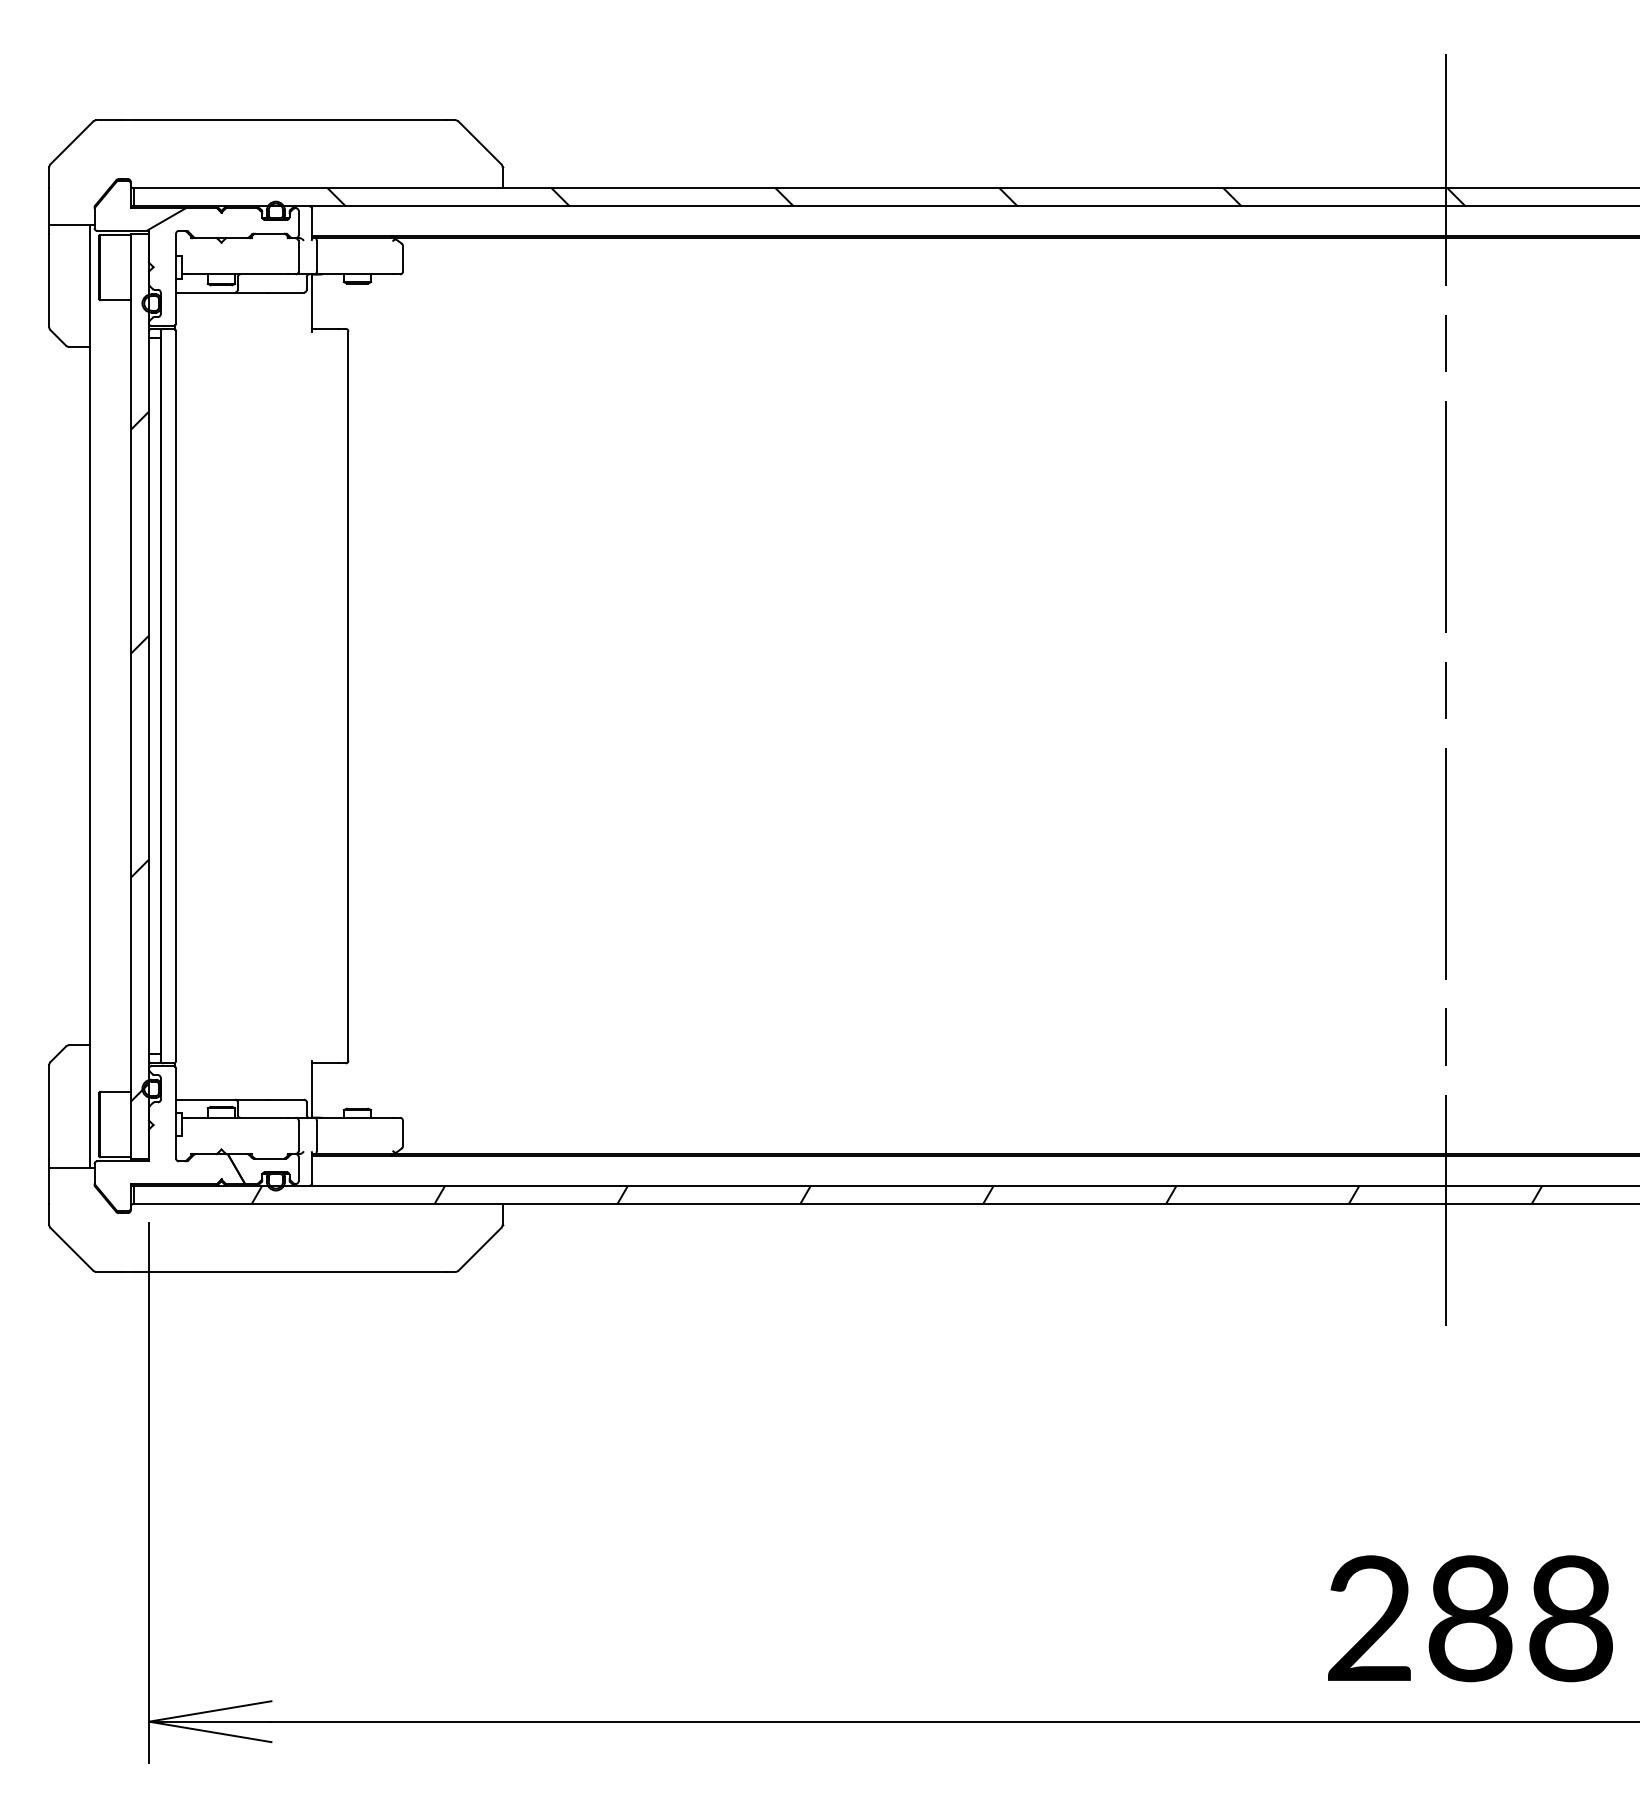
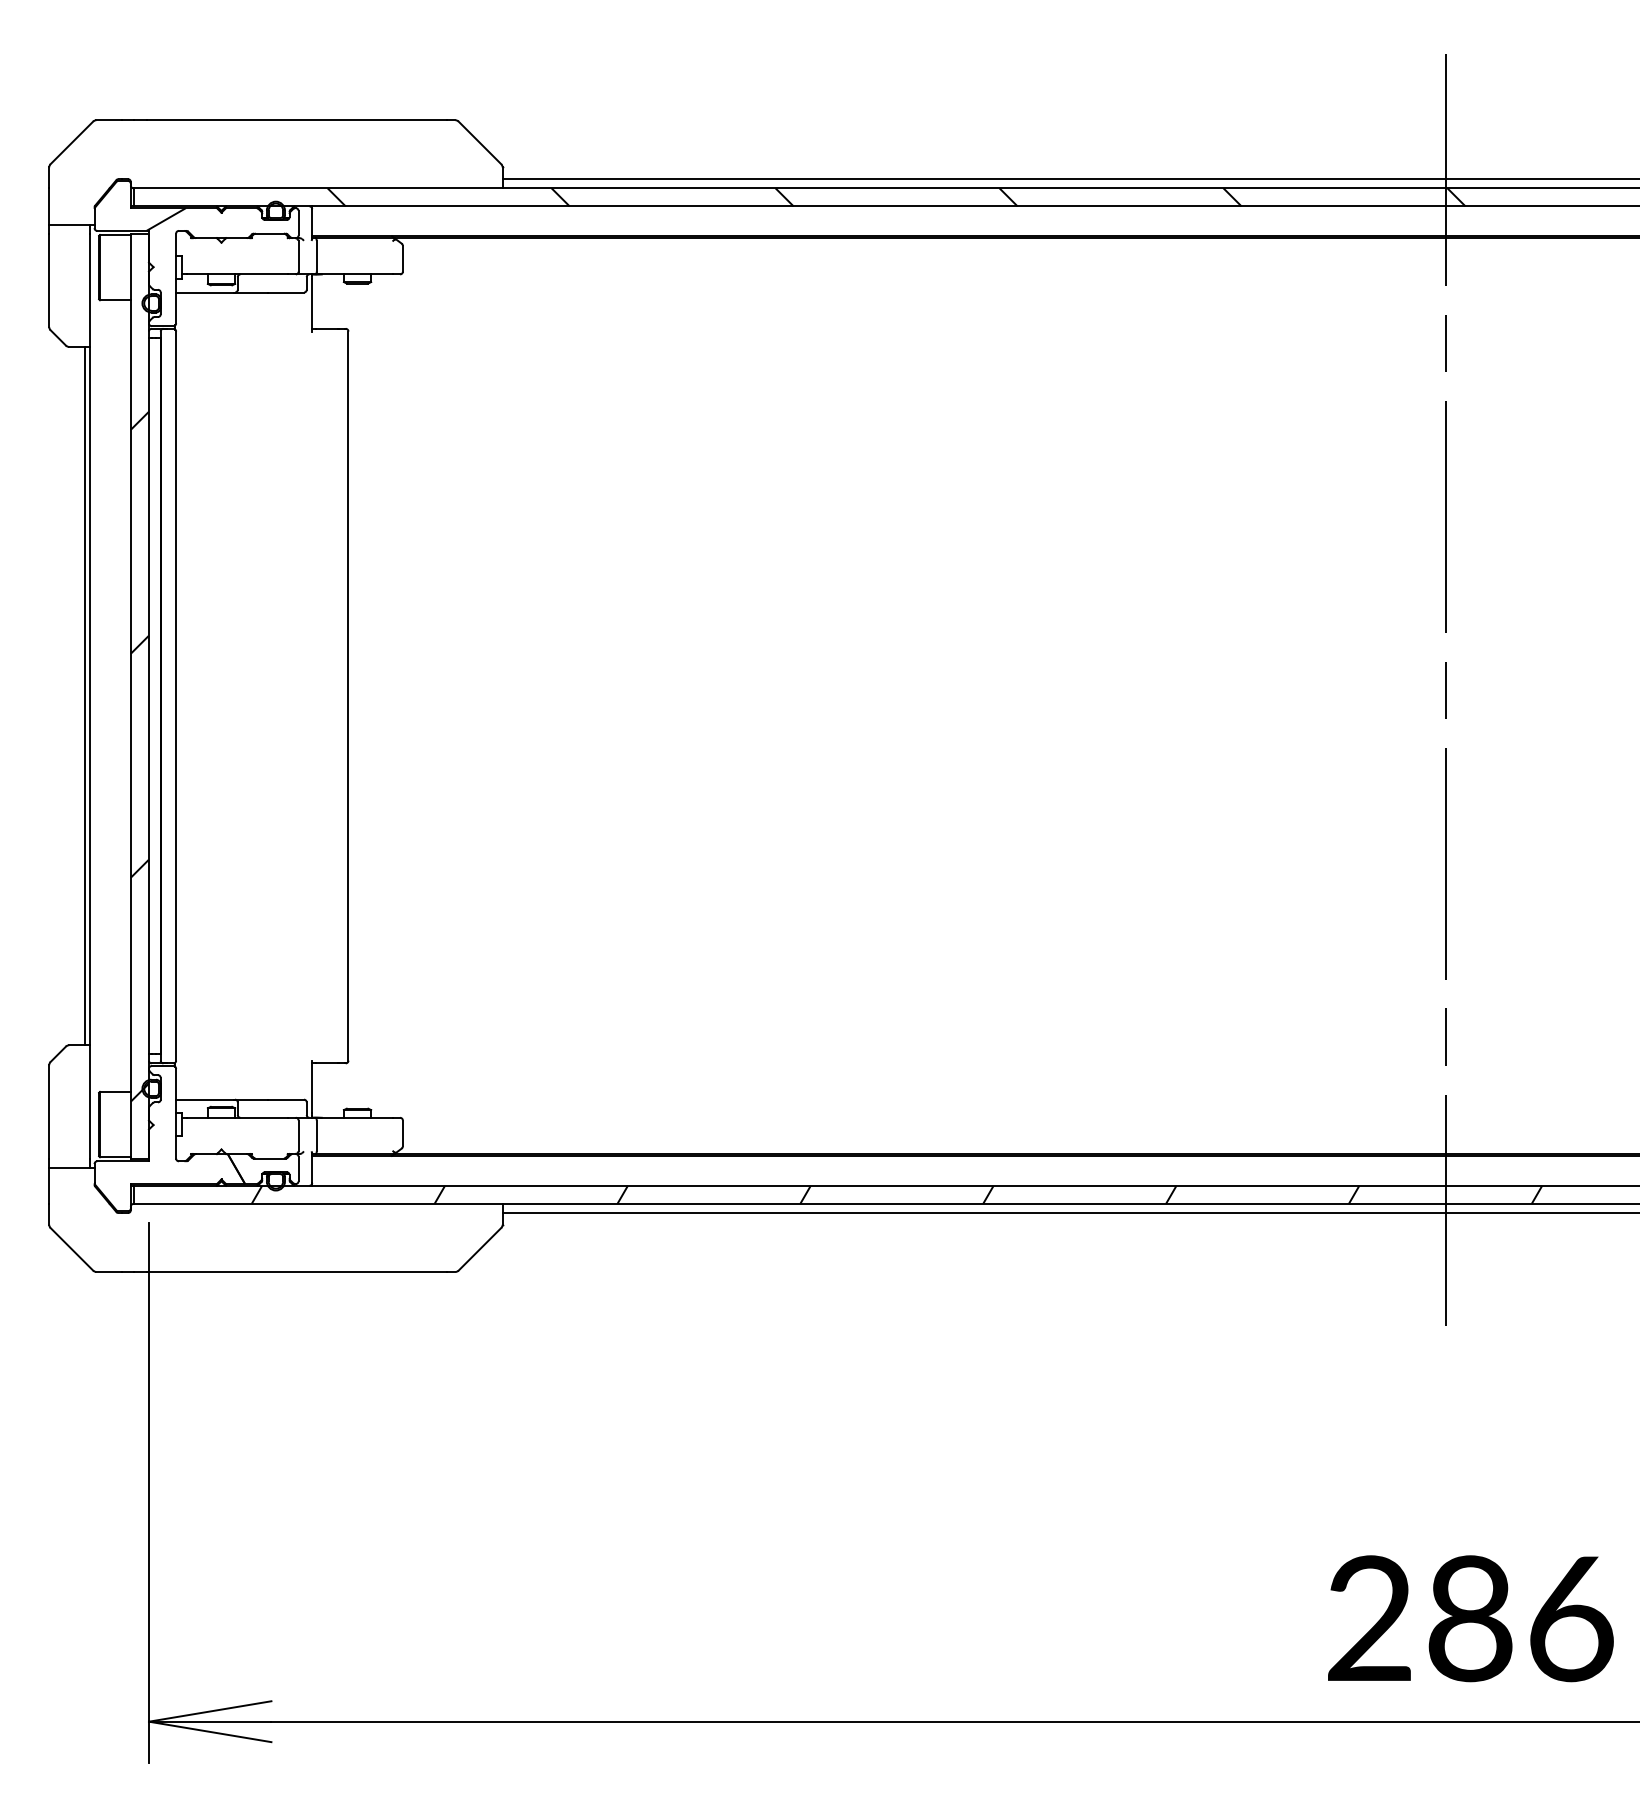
line: none -> present (1069, 179)
line: none -> present (85, 695)
line: none -> present (1069, 1213)
text: 288 -> 286 (1571, 1618)
